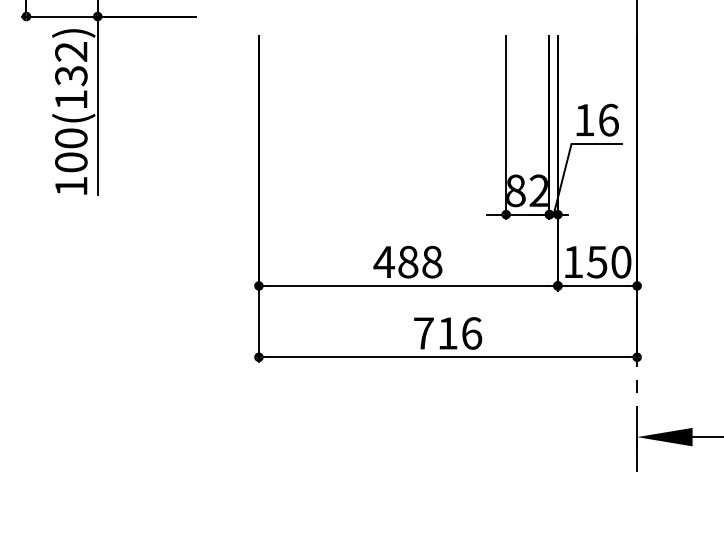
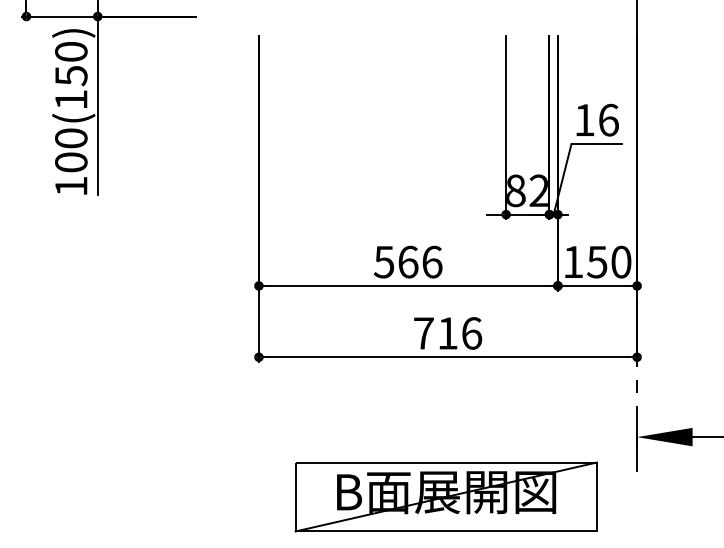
text: 100(132) -> 100(150) (71, 63)
text: 488 -> 566 (407, 261)
part: none -> present (445, 496)
